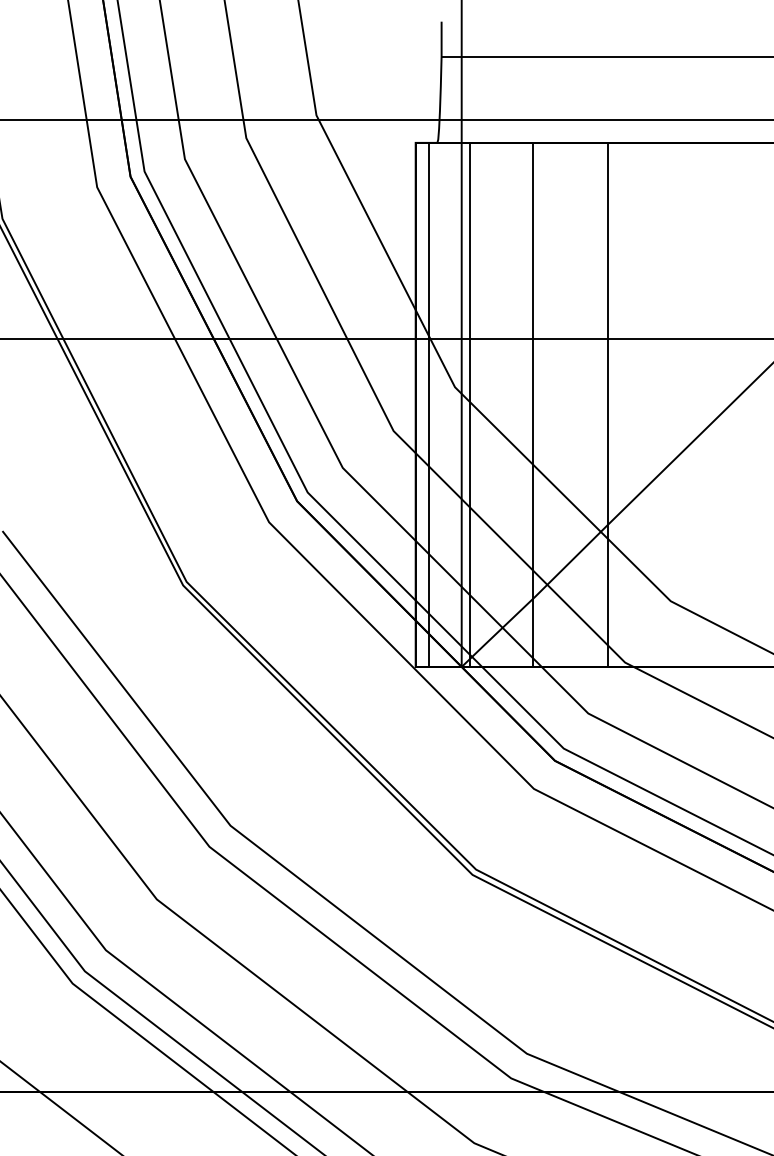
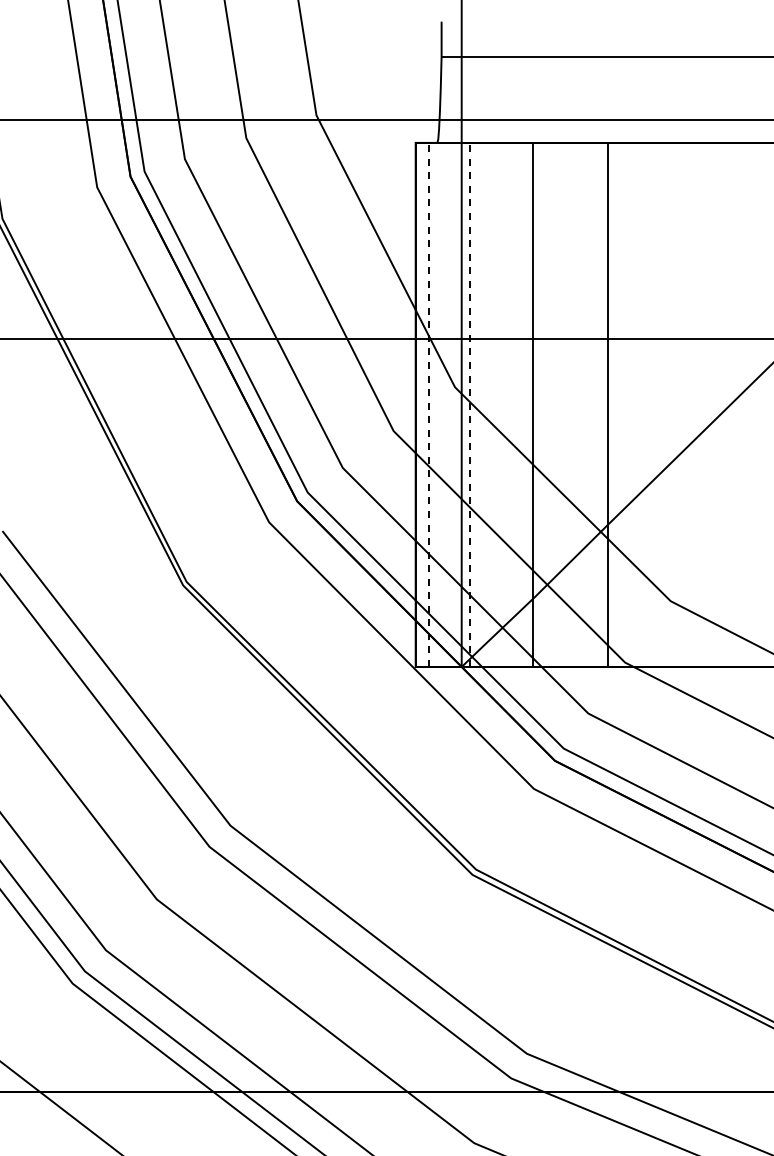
line: solid -> dashed (429, 404)
line: solid -> dashed (470, 404)
